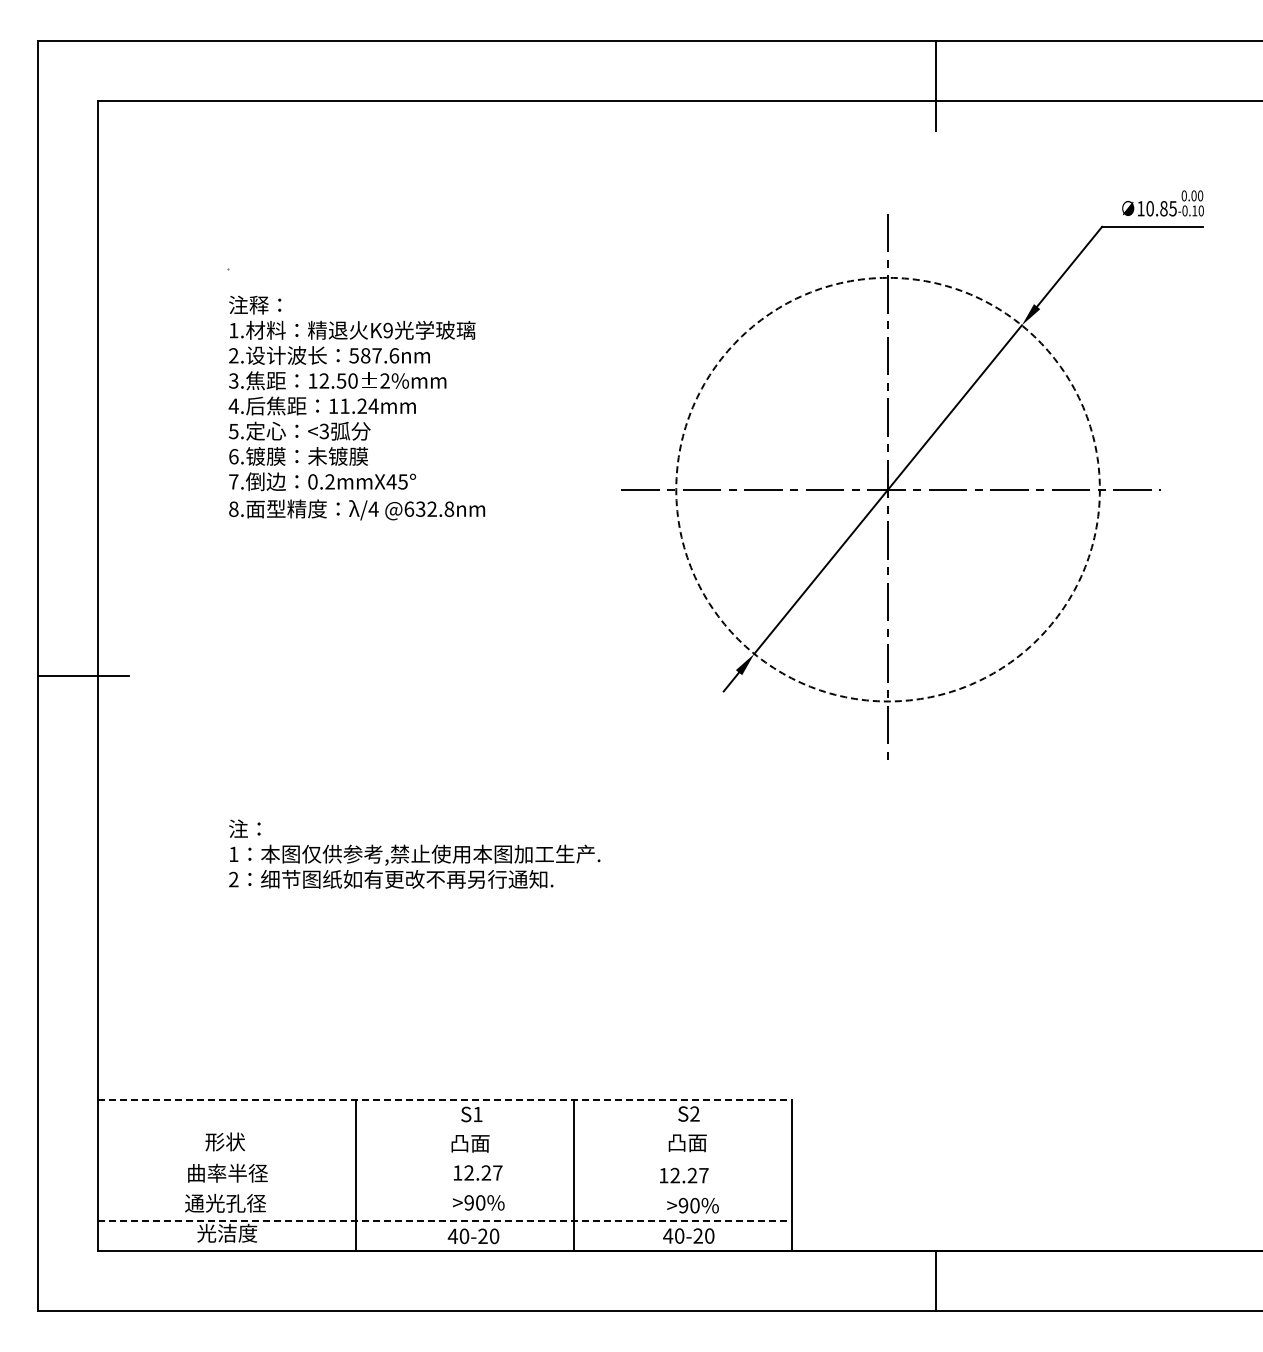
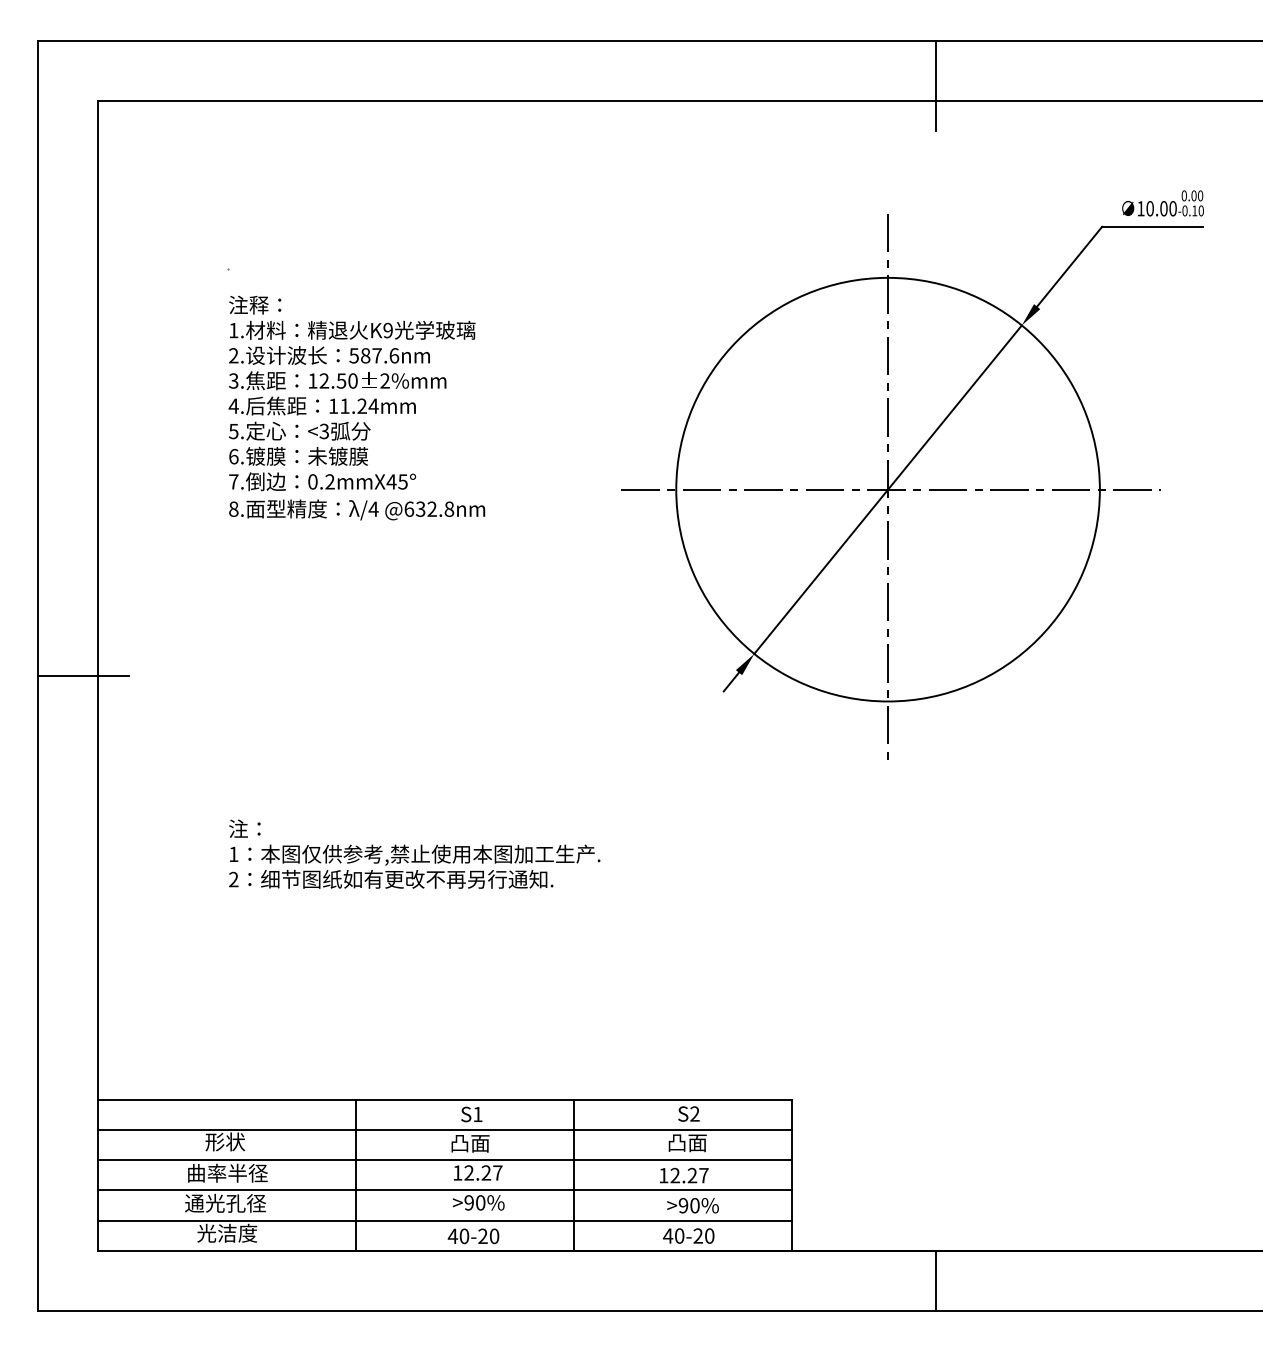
text: 10.85 -> 10.00 (1168, 208)
circle: dashed -> solid (887, 489)
line: dashed -> solid (445, 1099)
line: none -> present (445, 1129)
line: none -> present (445, 1160)
line: none -> present (445, 1190)
line: dashed -> solid (445, 1220)
